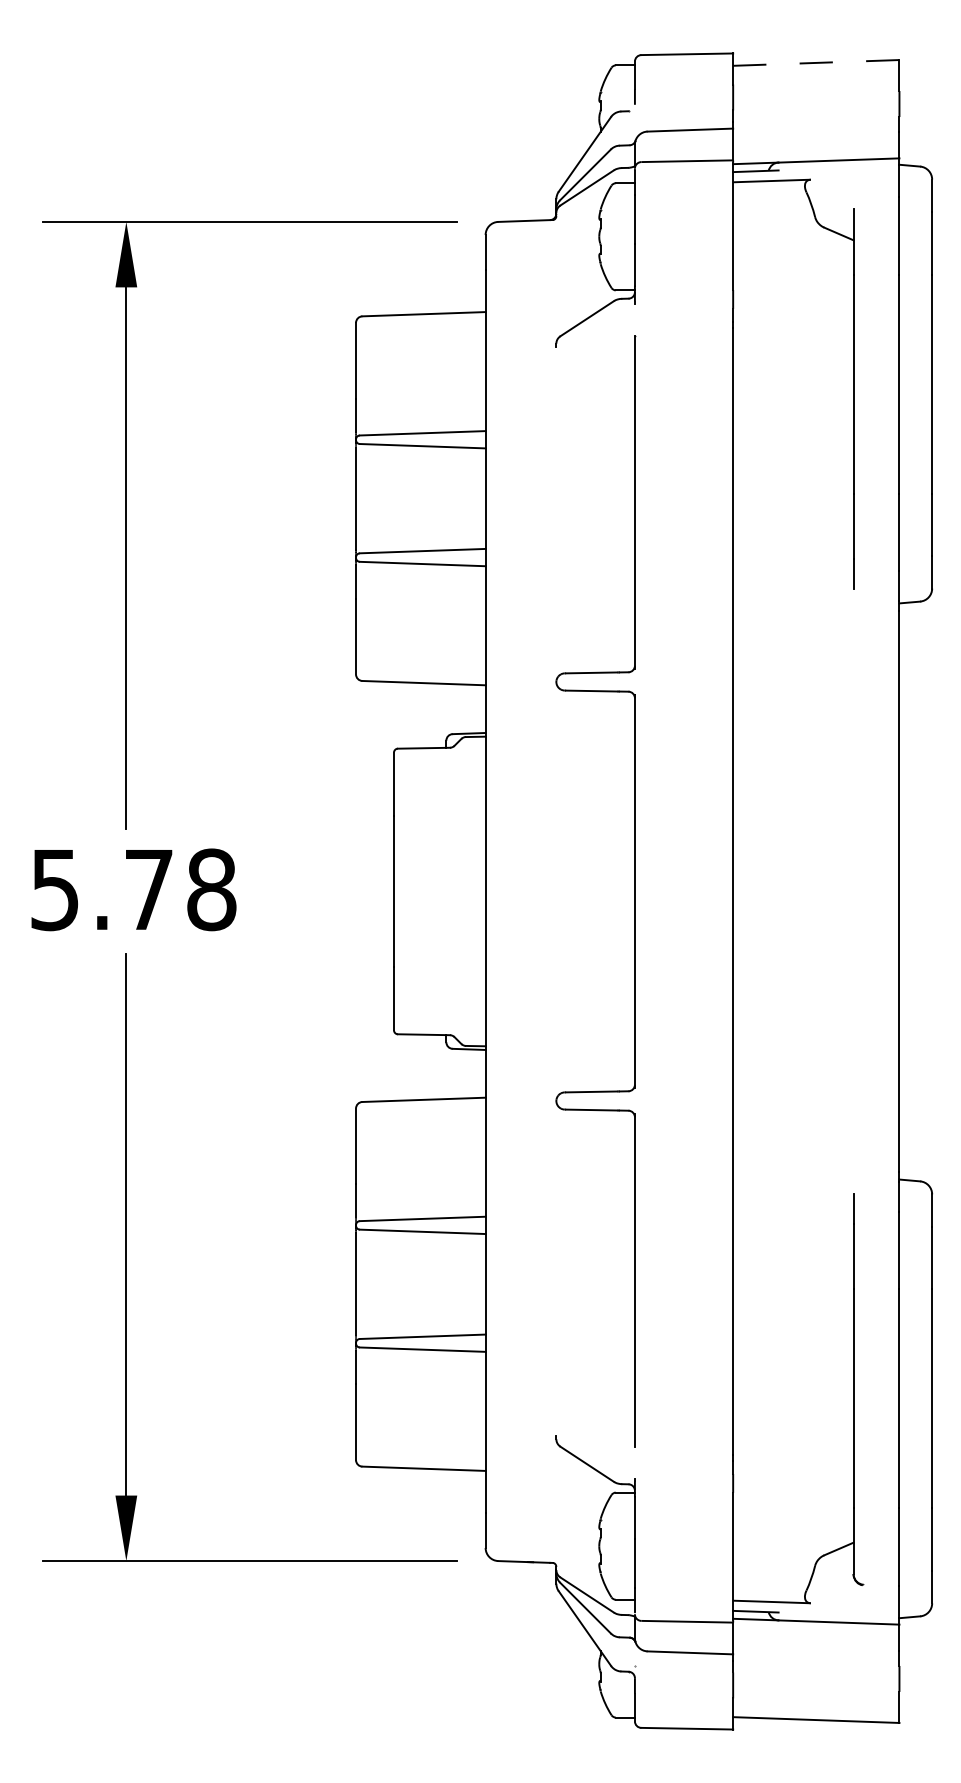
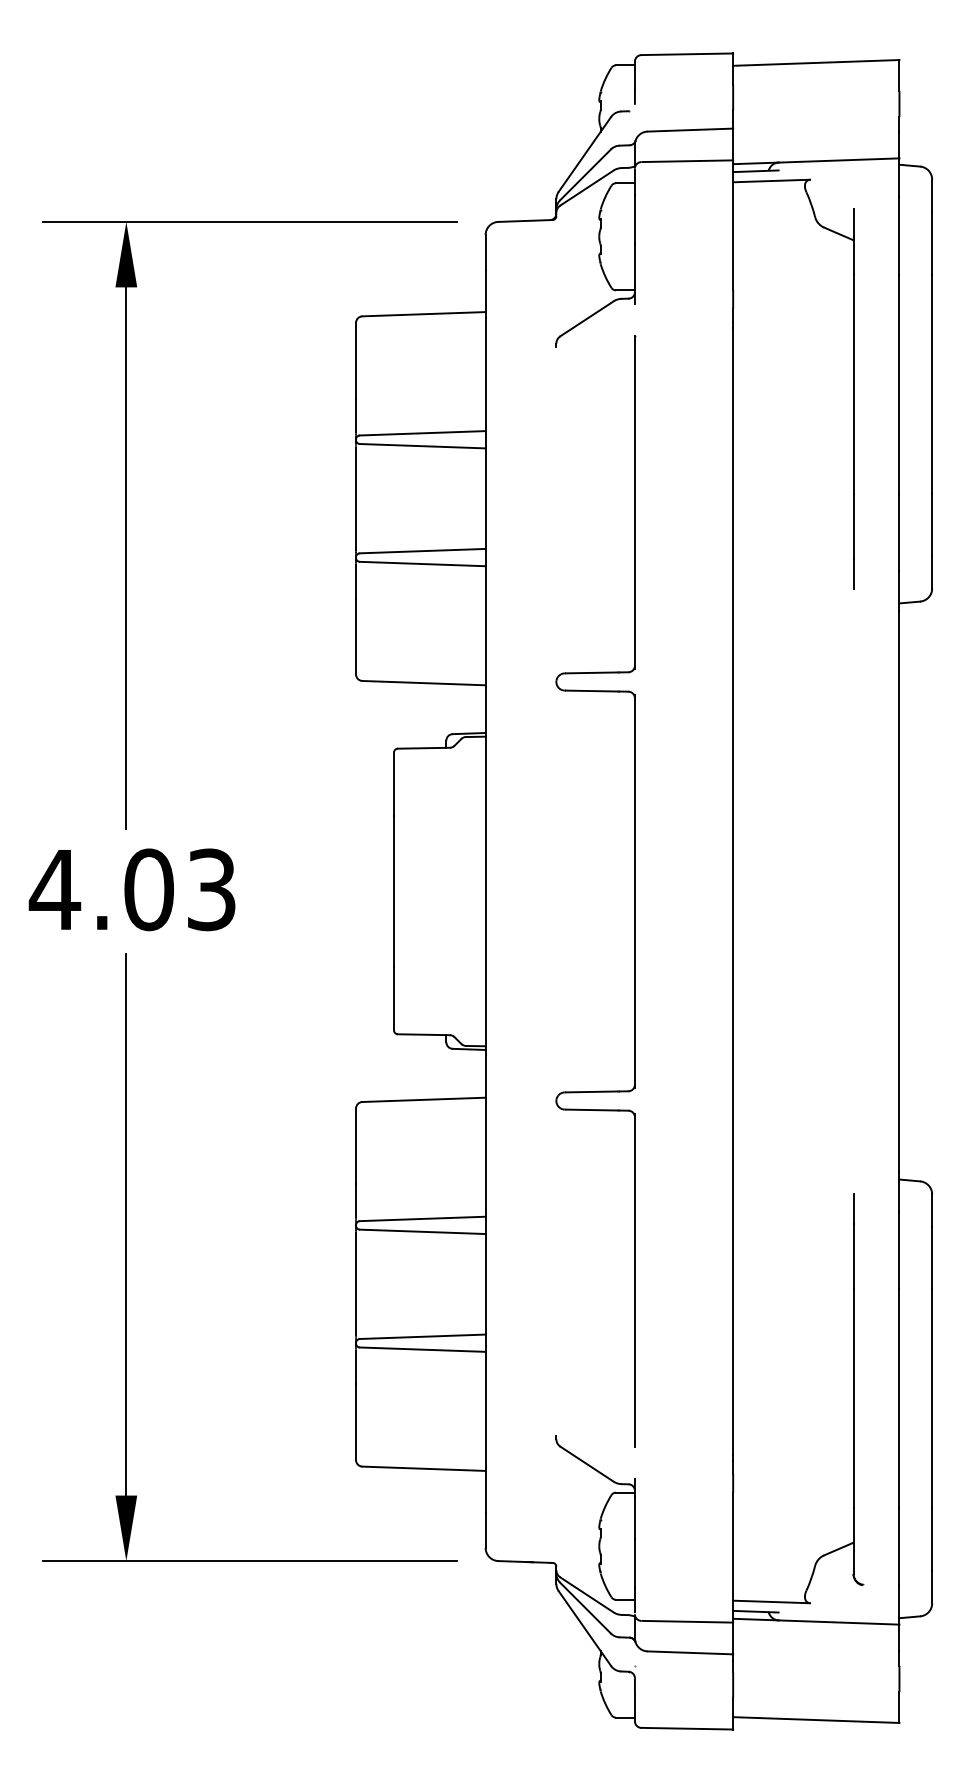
line: dashed -> solid (816, 62)
text: 5.78 -> 4.03 (132, 889)
